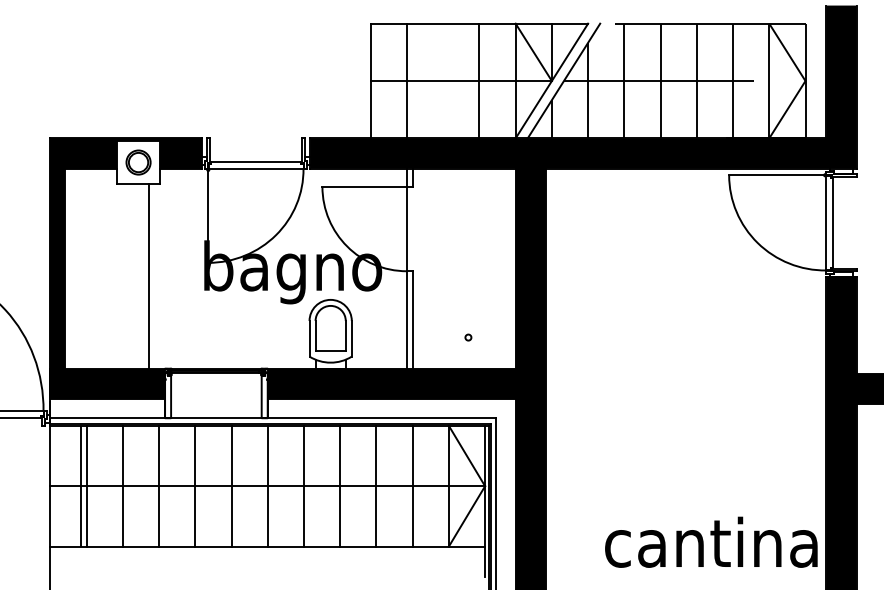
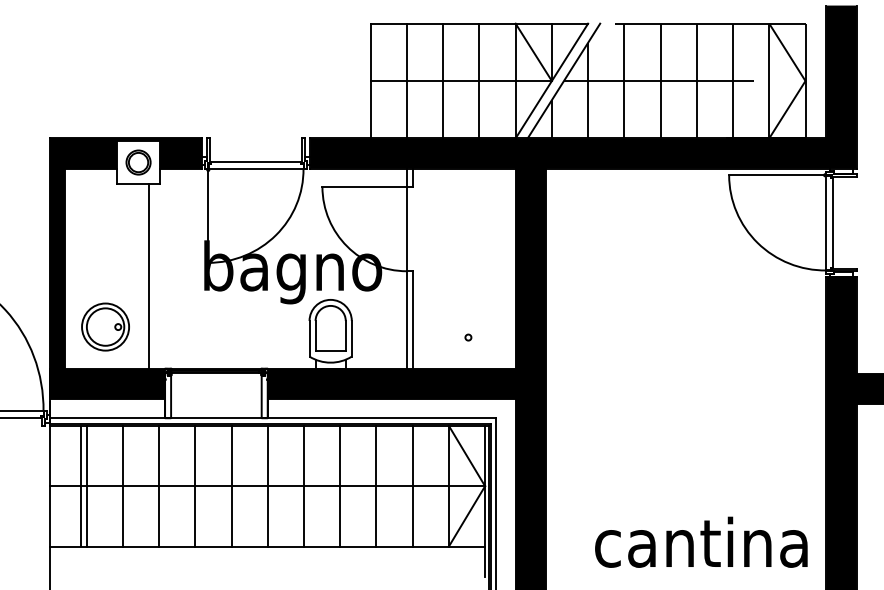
line: none -> present (443, 80)
part: none -> present (105, 326)
text position: (711, 541) -> (701, 541) (701, 541)
